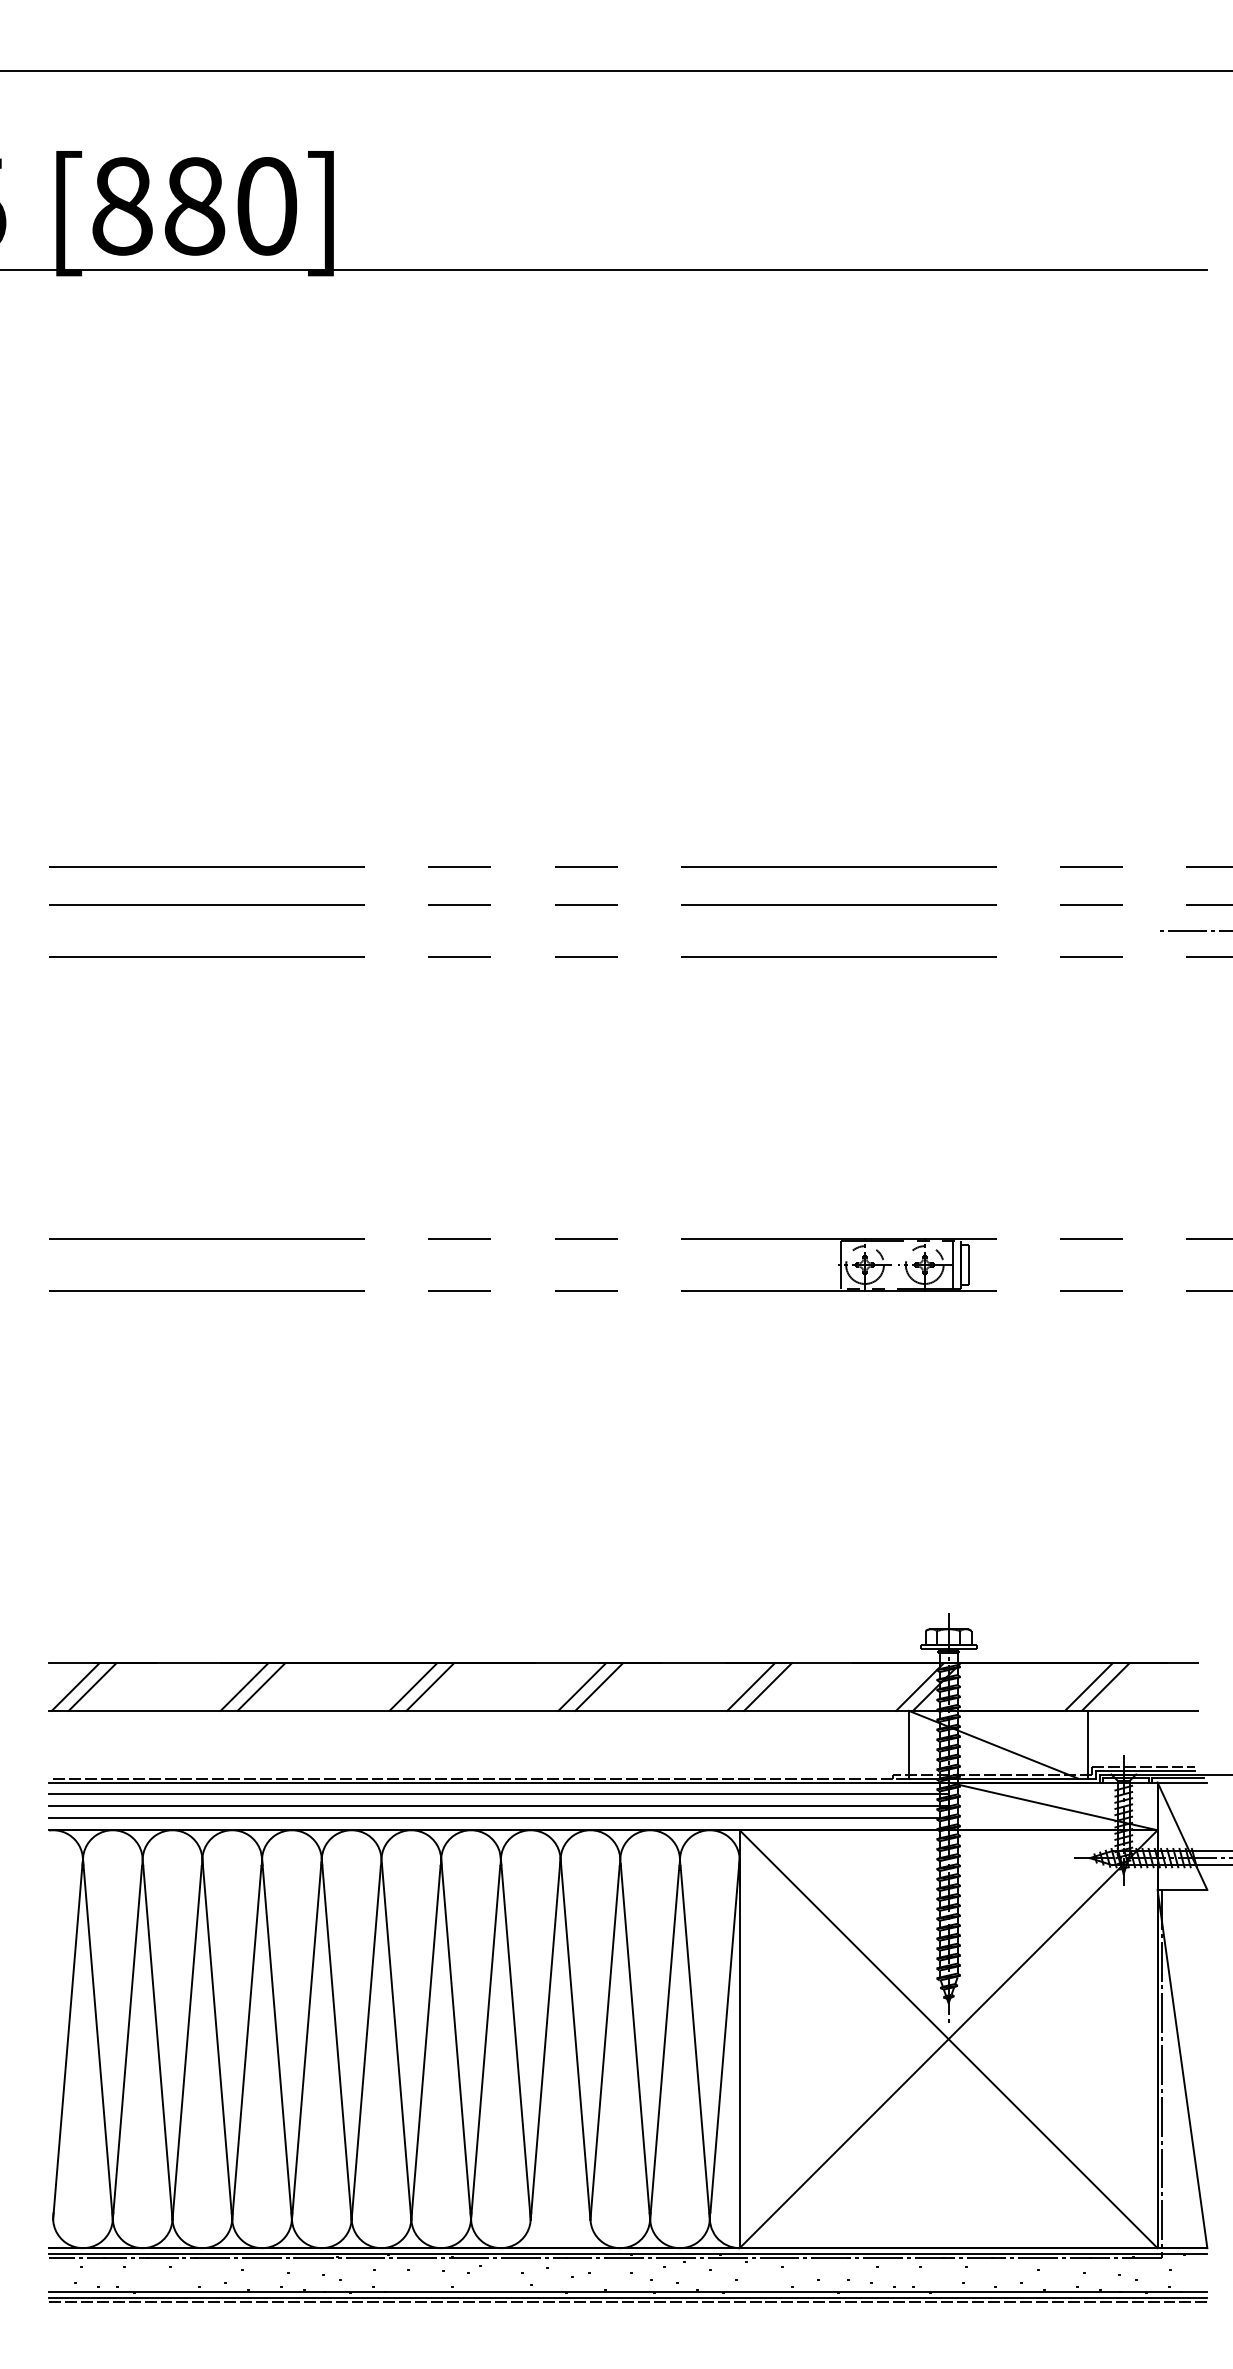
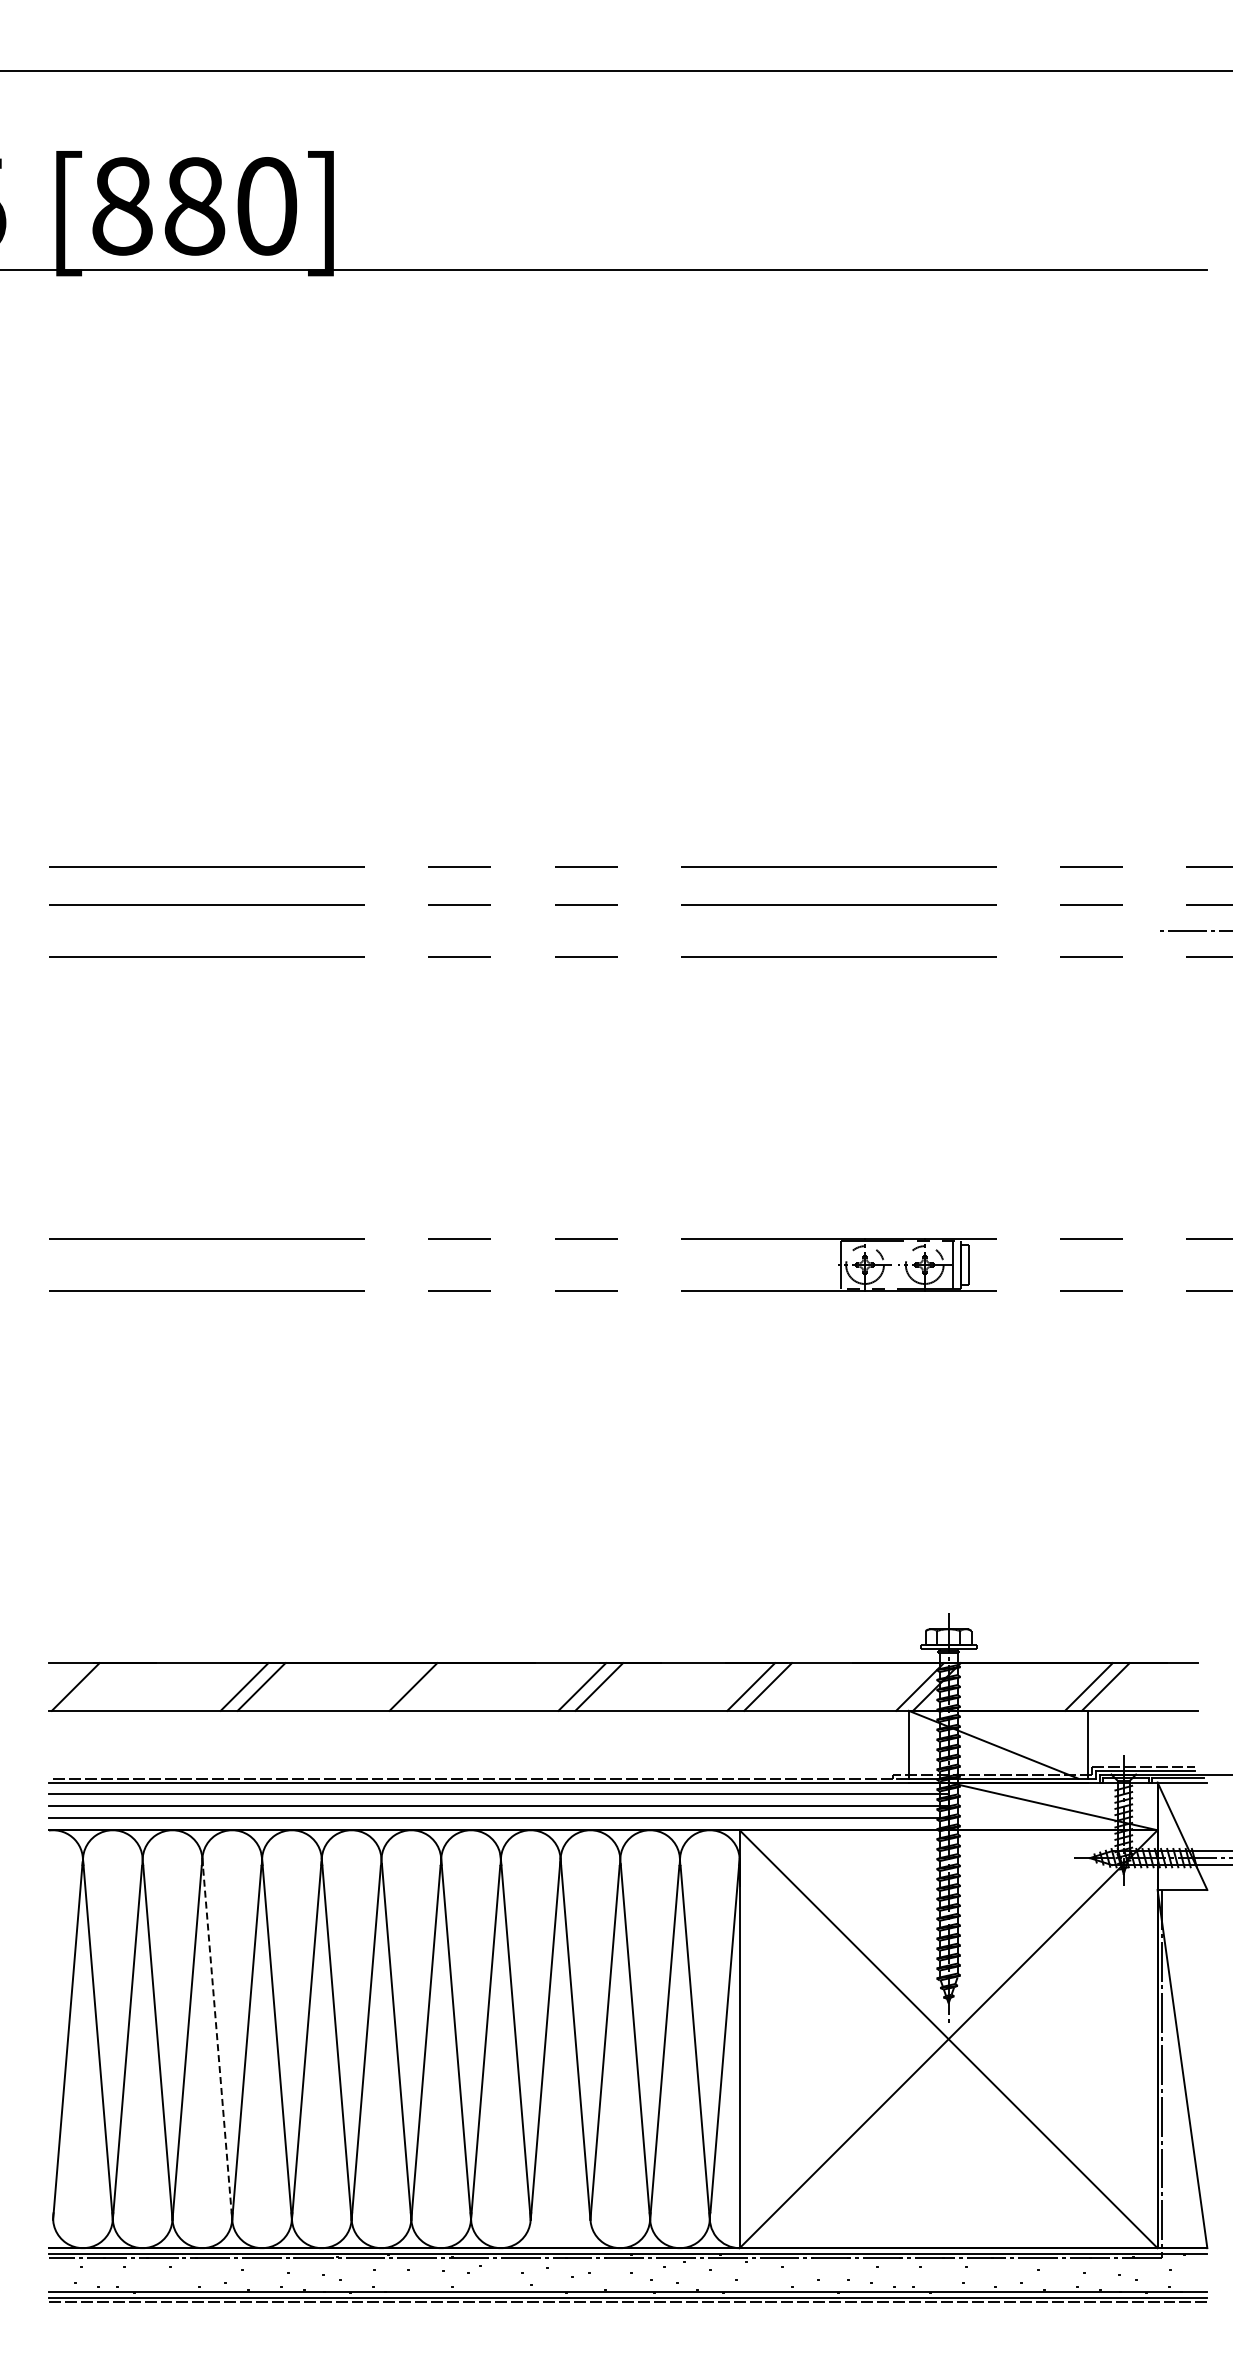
line: present -> none (92, 1686)
line: present -> none (430, 1686)
line: solid -> dashed (217, 2038)
